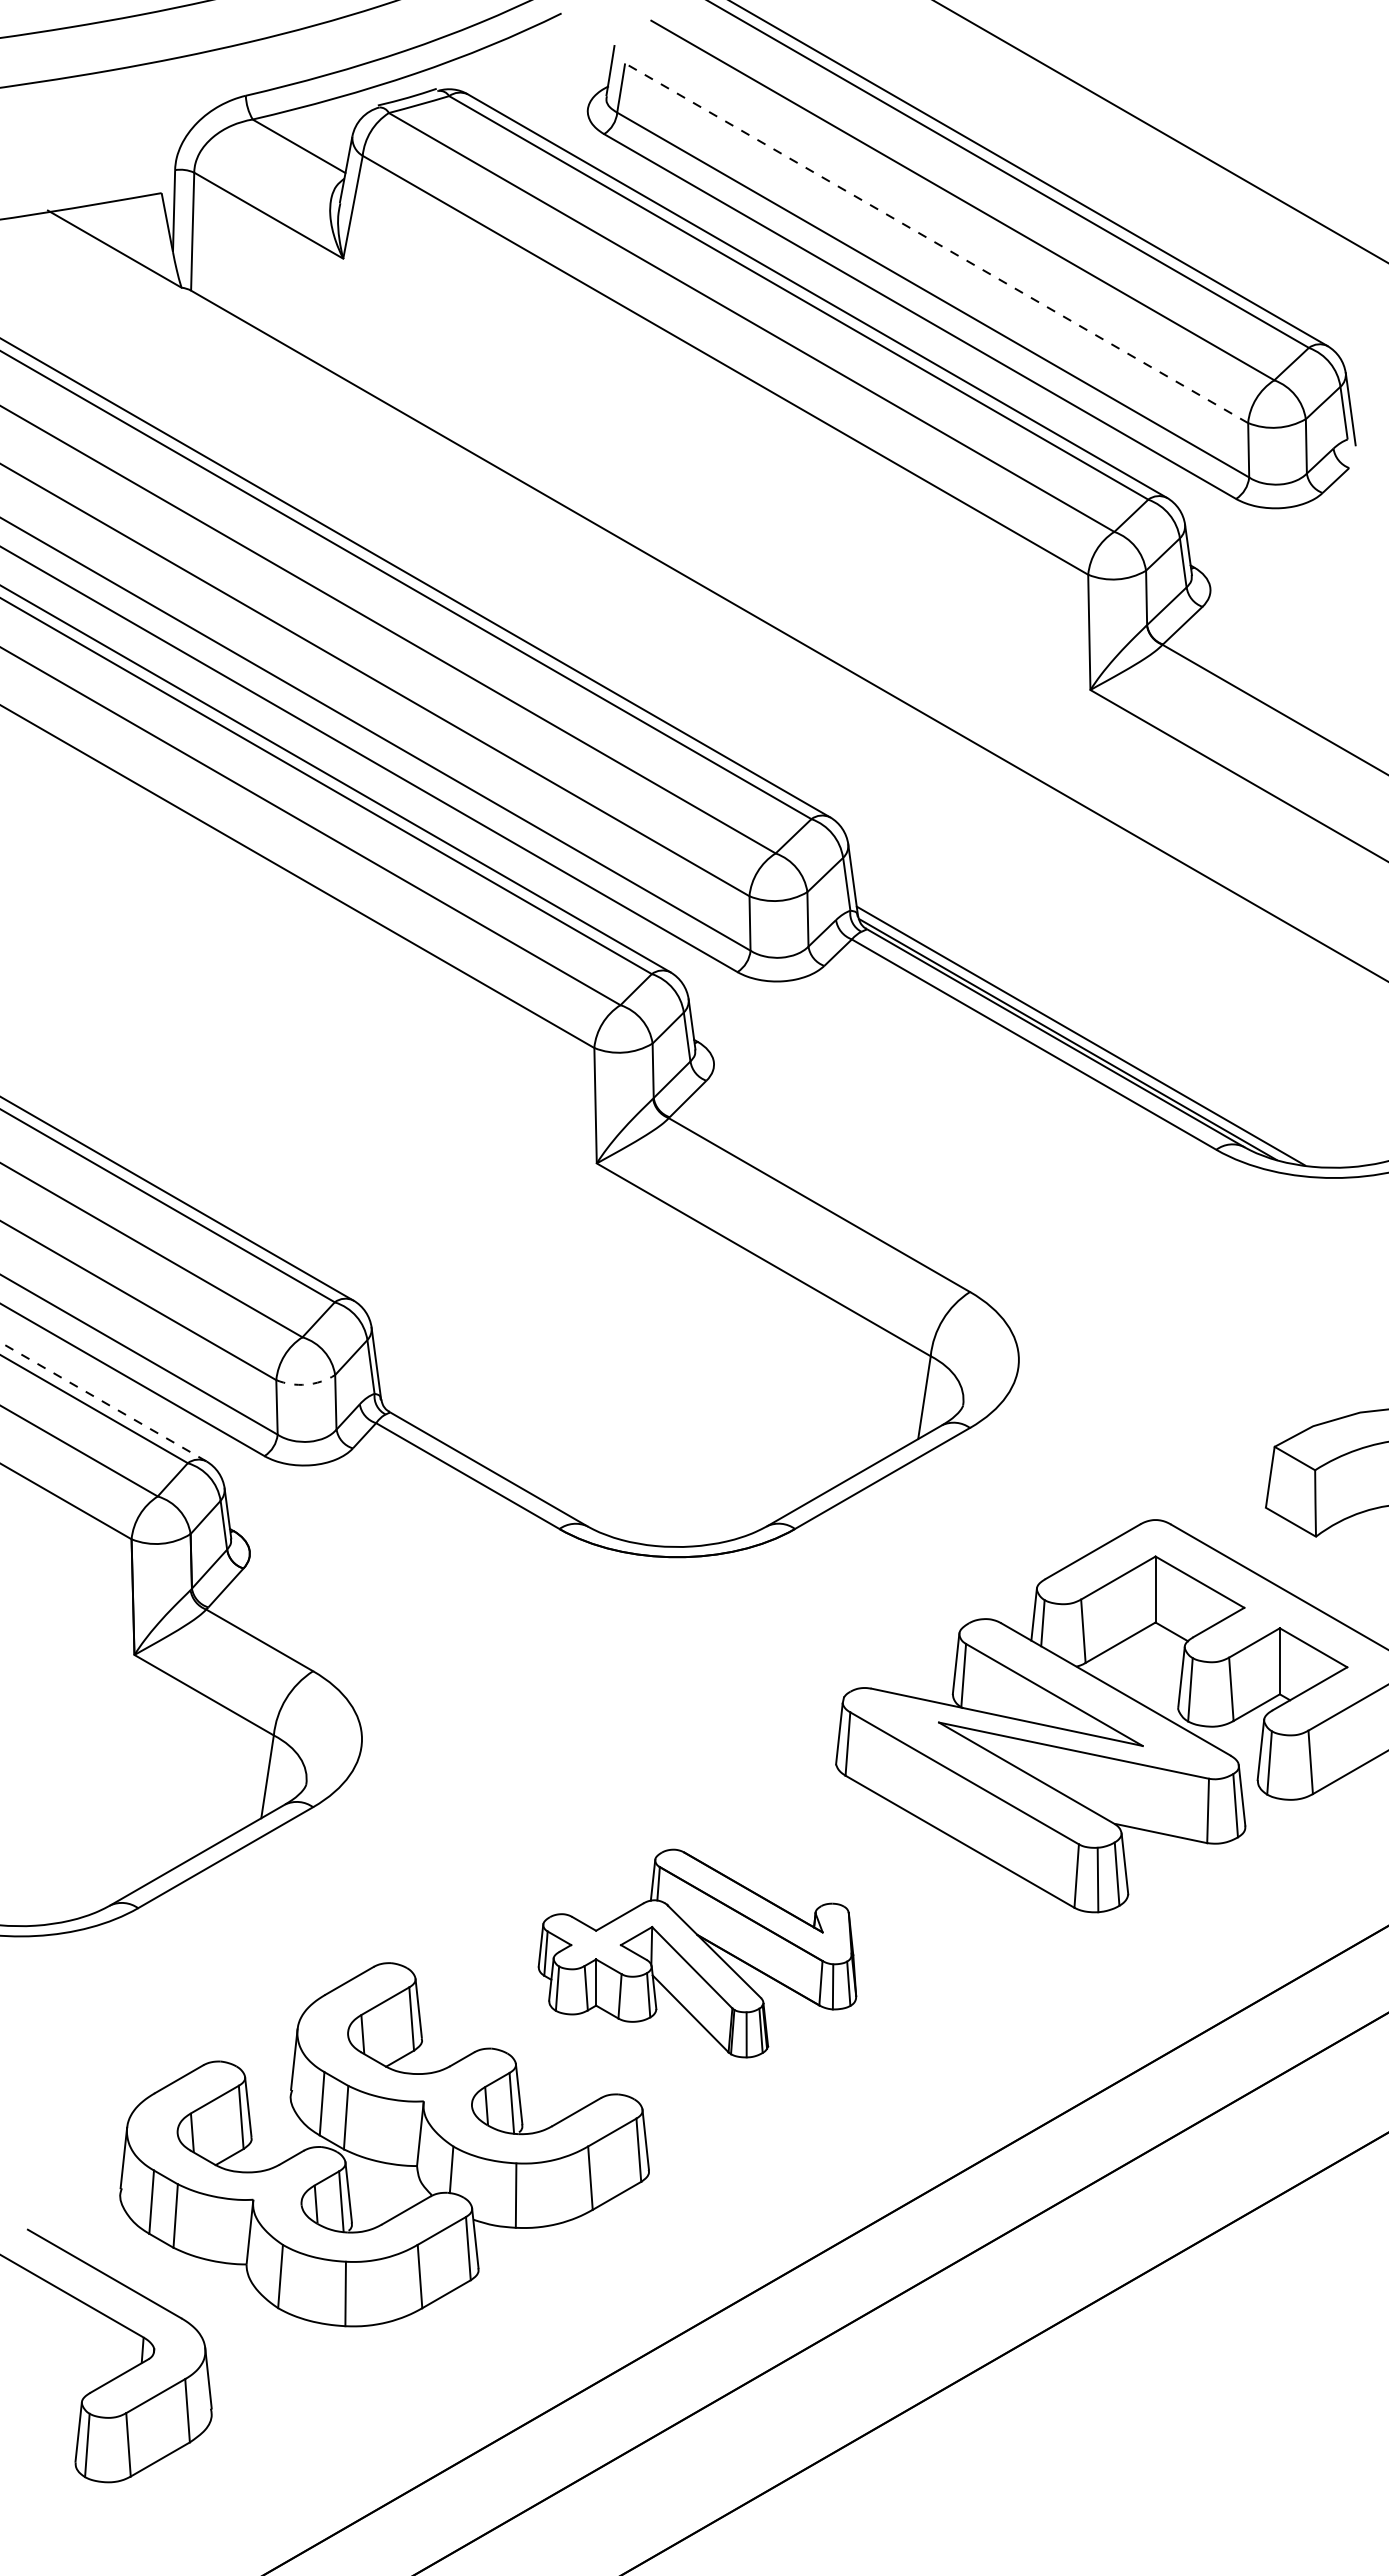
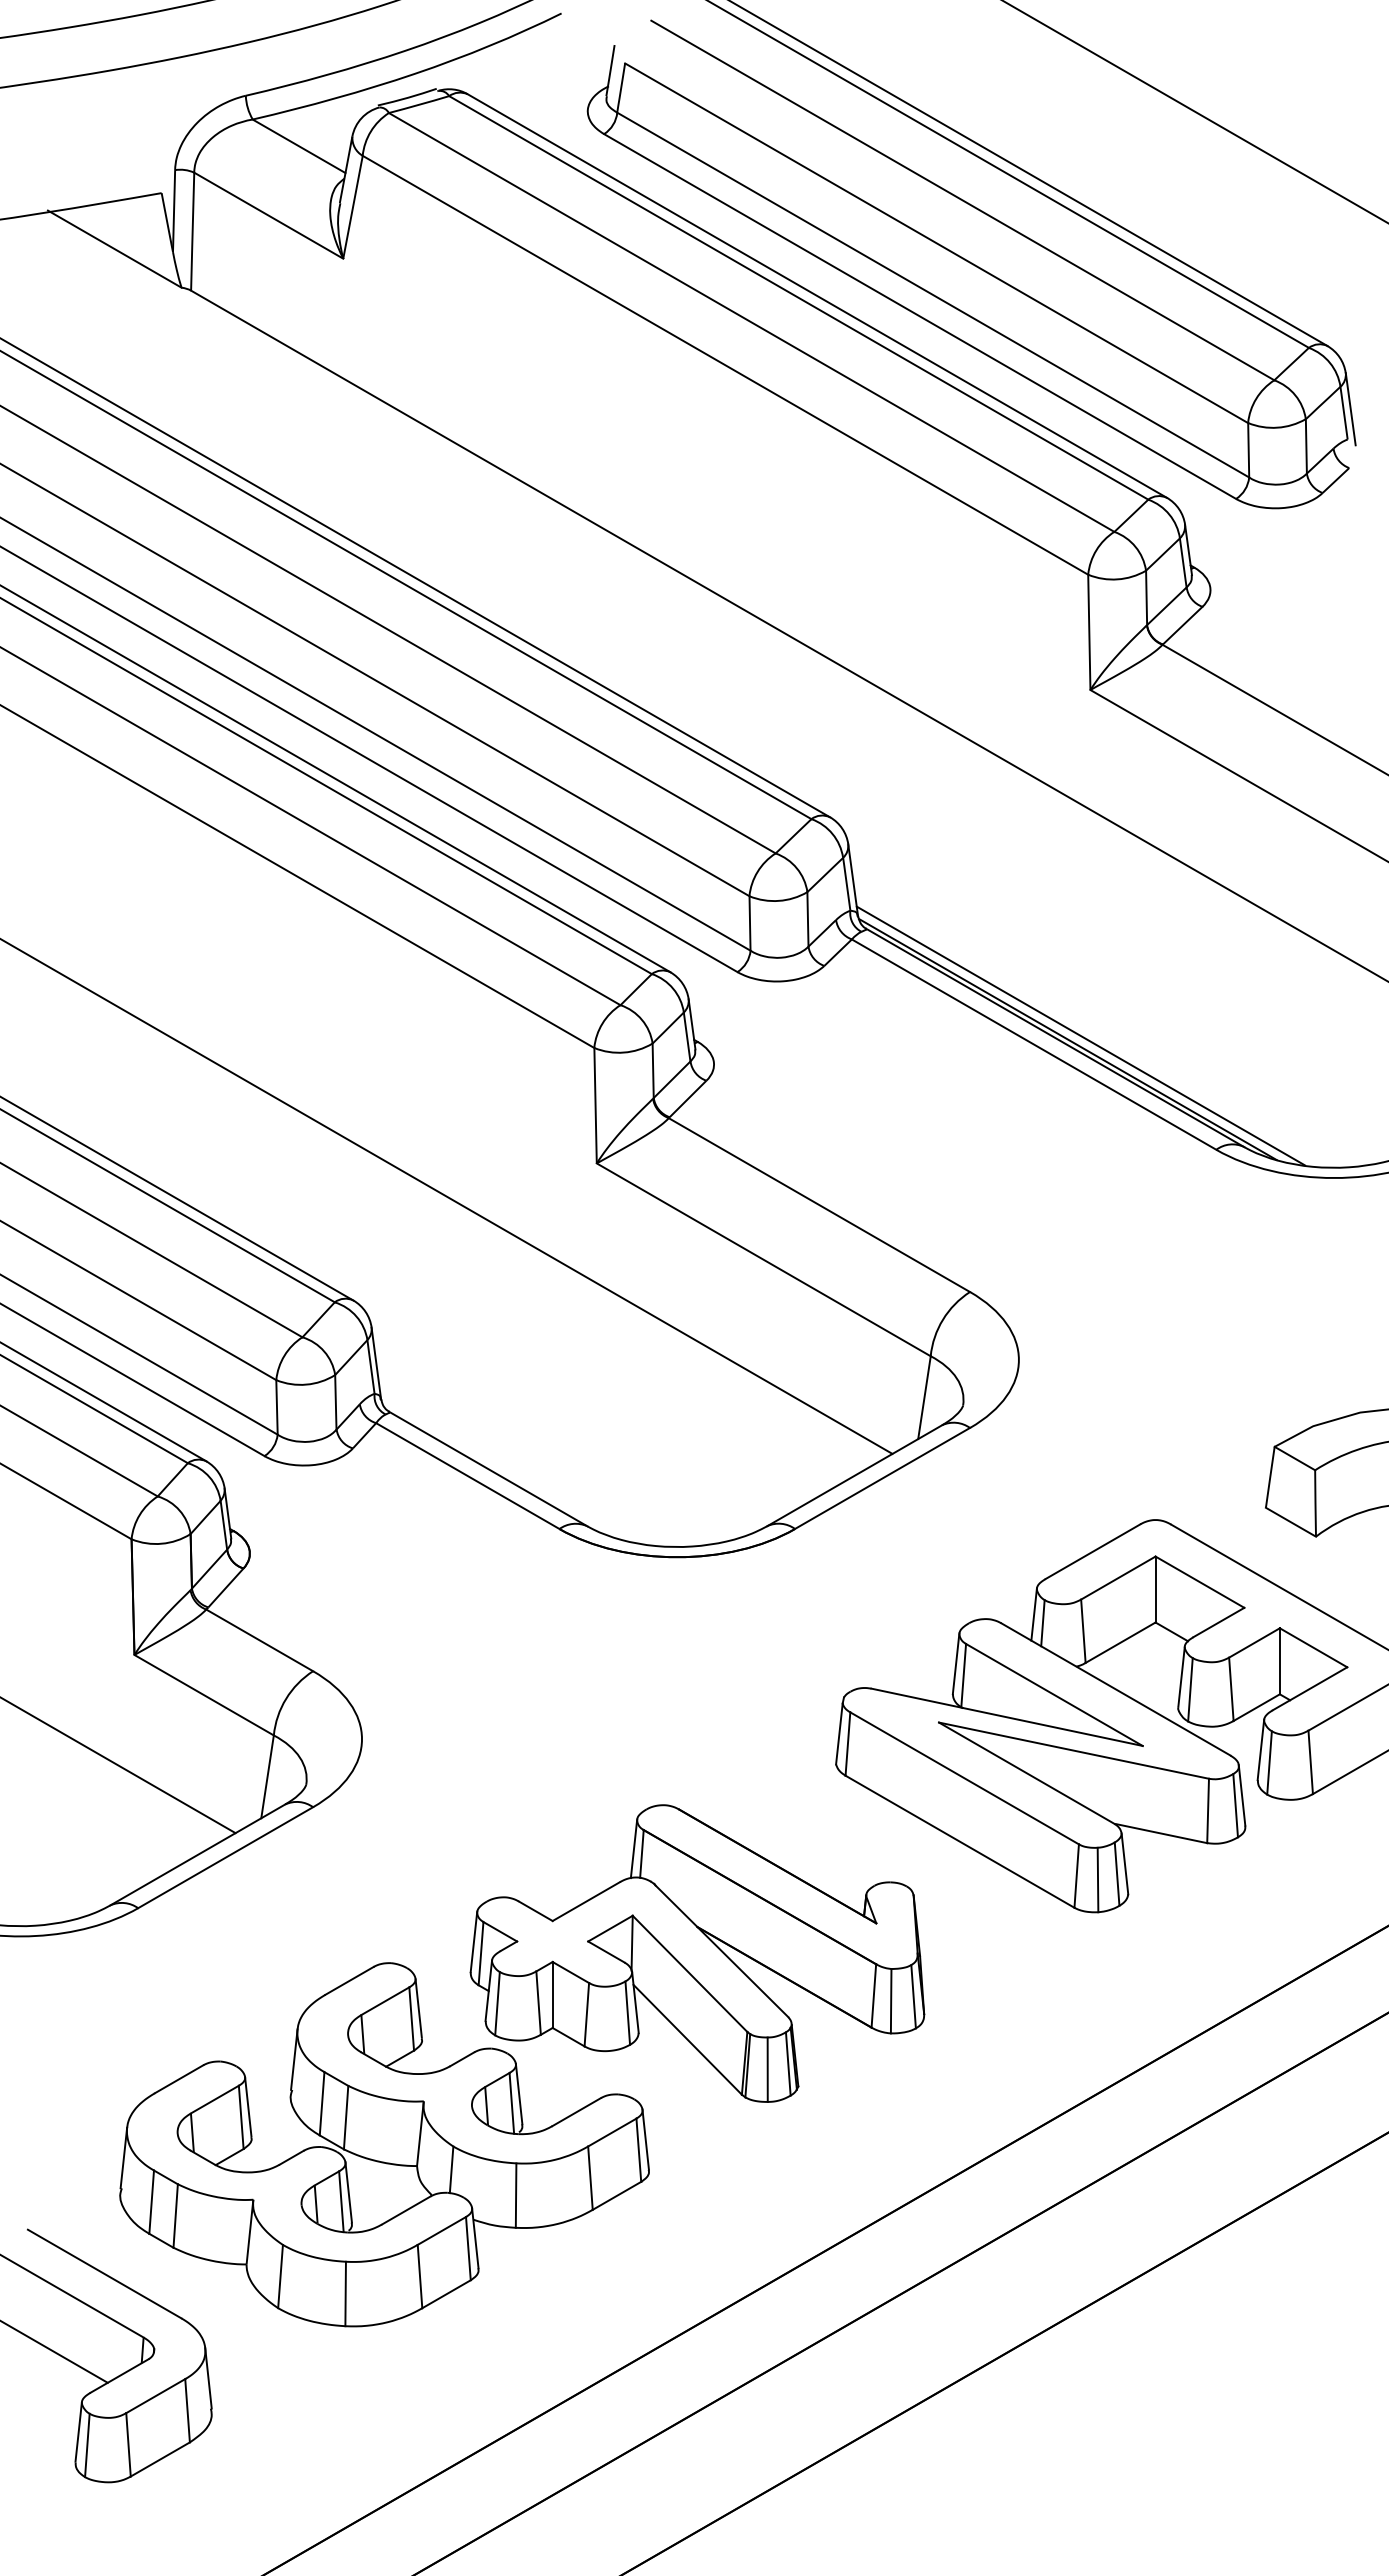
line position: (1160, 131) -> (1195, 111) (1195, 111)
line: dashed -> solid (936, 243)
line: none -> present (447, 1196)
arc: dashed -> solid (306, 1384)
line: dashed -> solid (103, 1401)
line: none -> present (118, 1765)
part size: 321x211 px -> 457x299 px (697, 1953)
line: none -> present (54, 2351)
